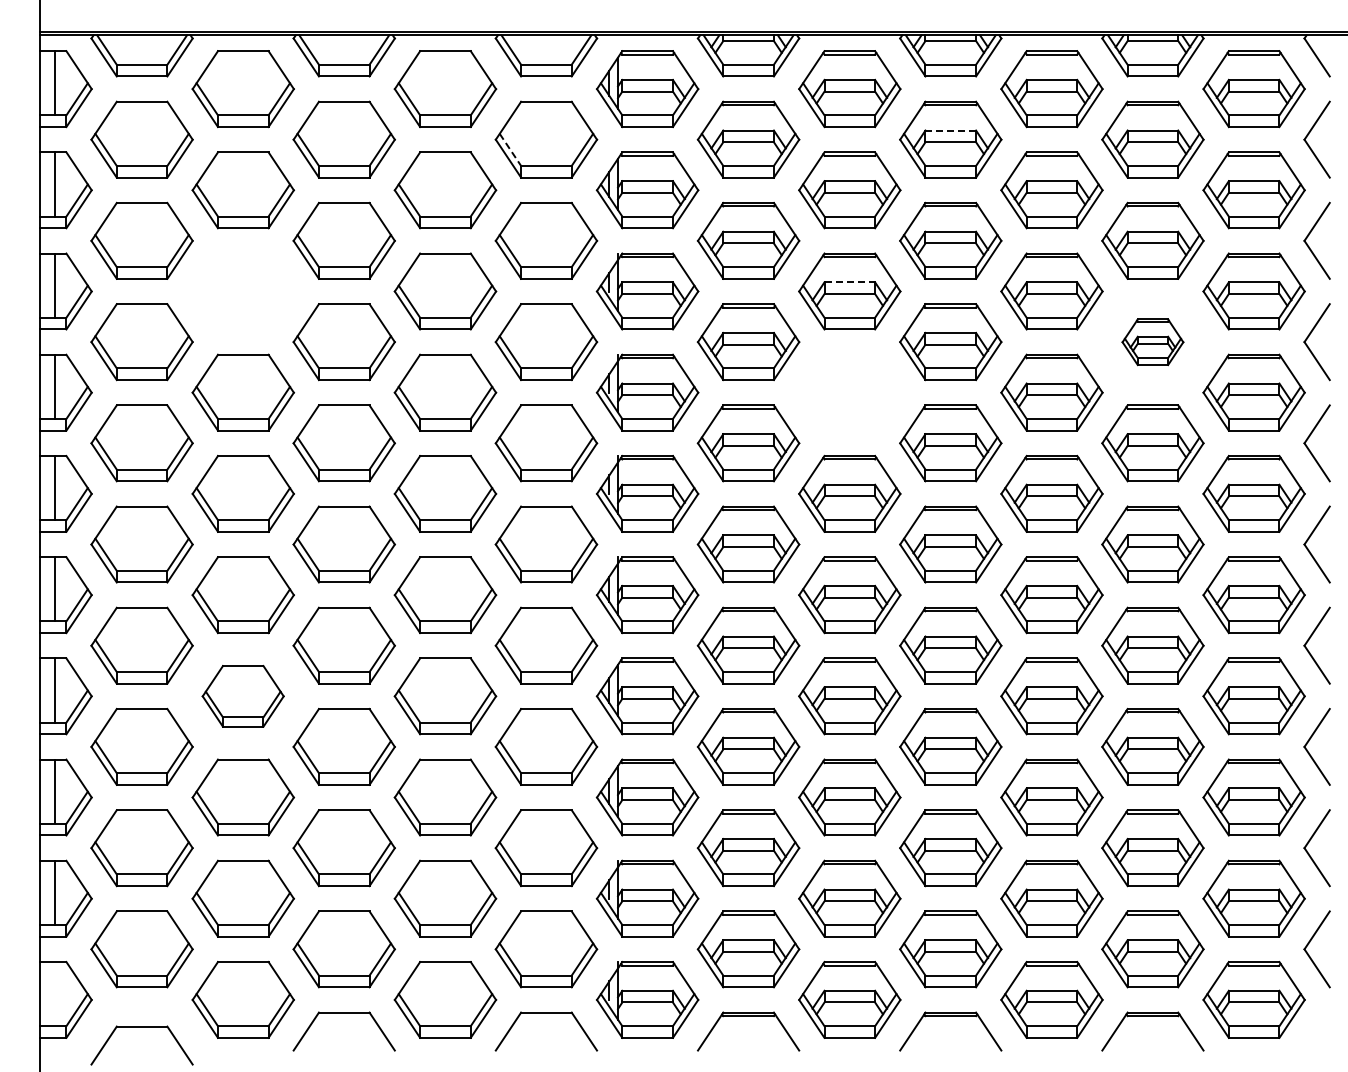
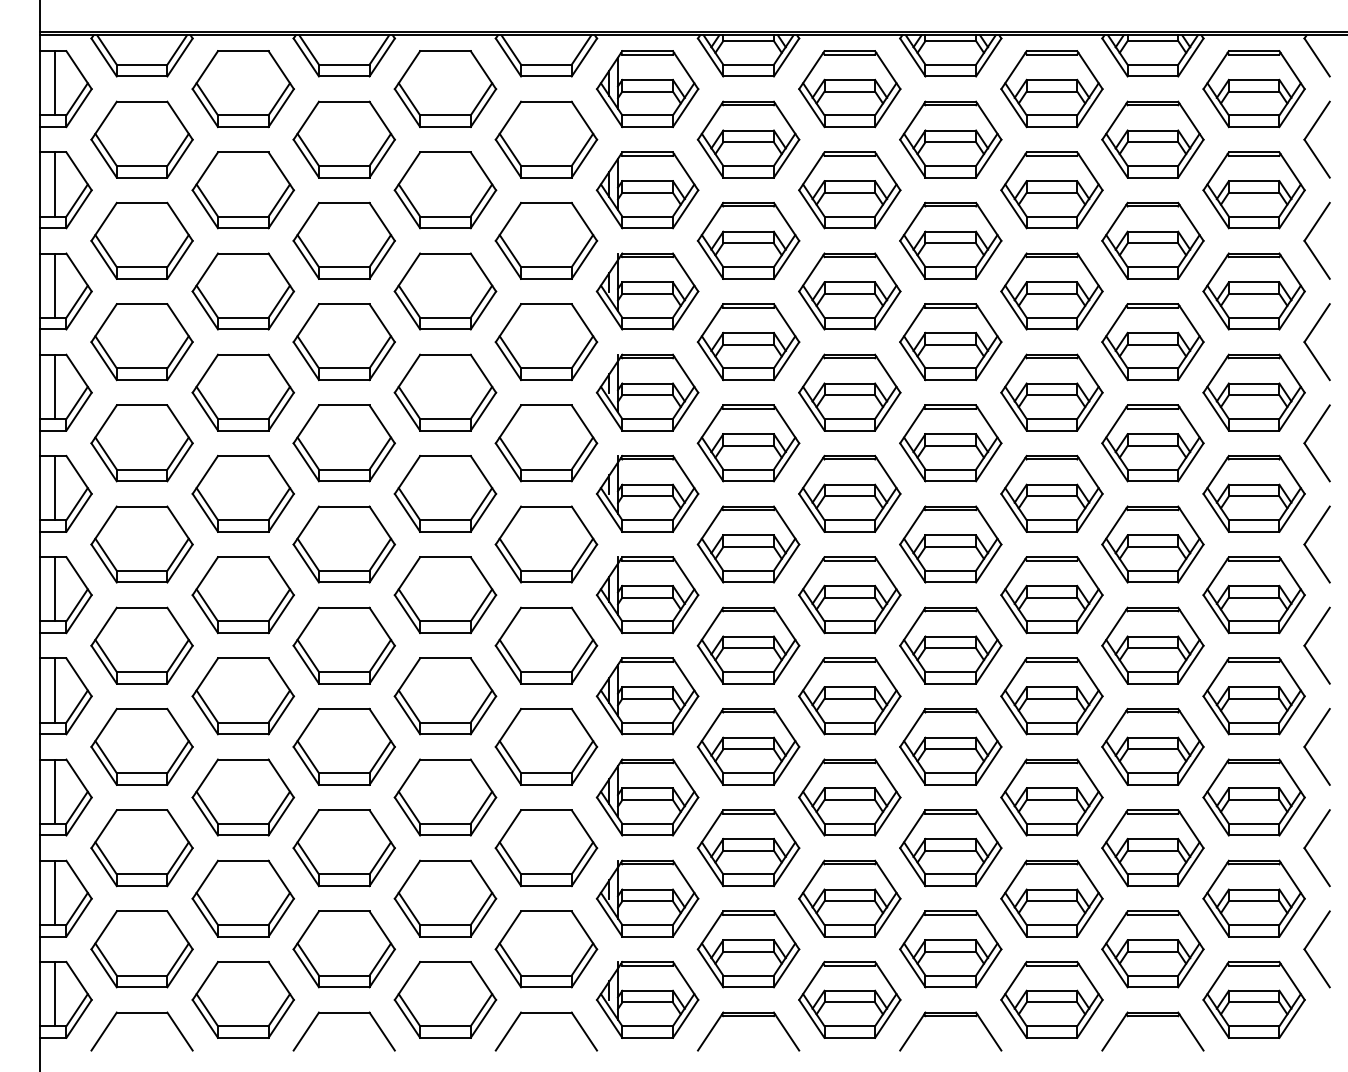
line: dashed -> solid (951, 130)
line: dashed -> solid (510, 150)
line: dashed -> solid (850, 282)
part: none -> present (243, 291)
part size: 64x49 px -> 104x79 px (1152, 342)
part: none -> present (849, 392)
part size: 84x63 px -> 104x79 px (242, 696)
line: none -> present (54, 994)
part position: (141, 1027) -> (141, 1013) (141, 1013)
